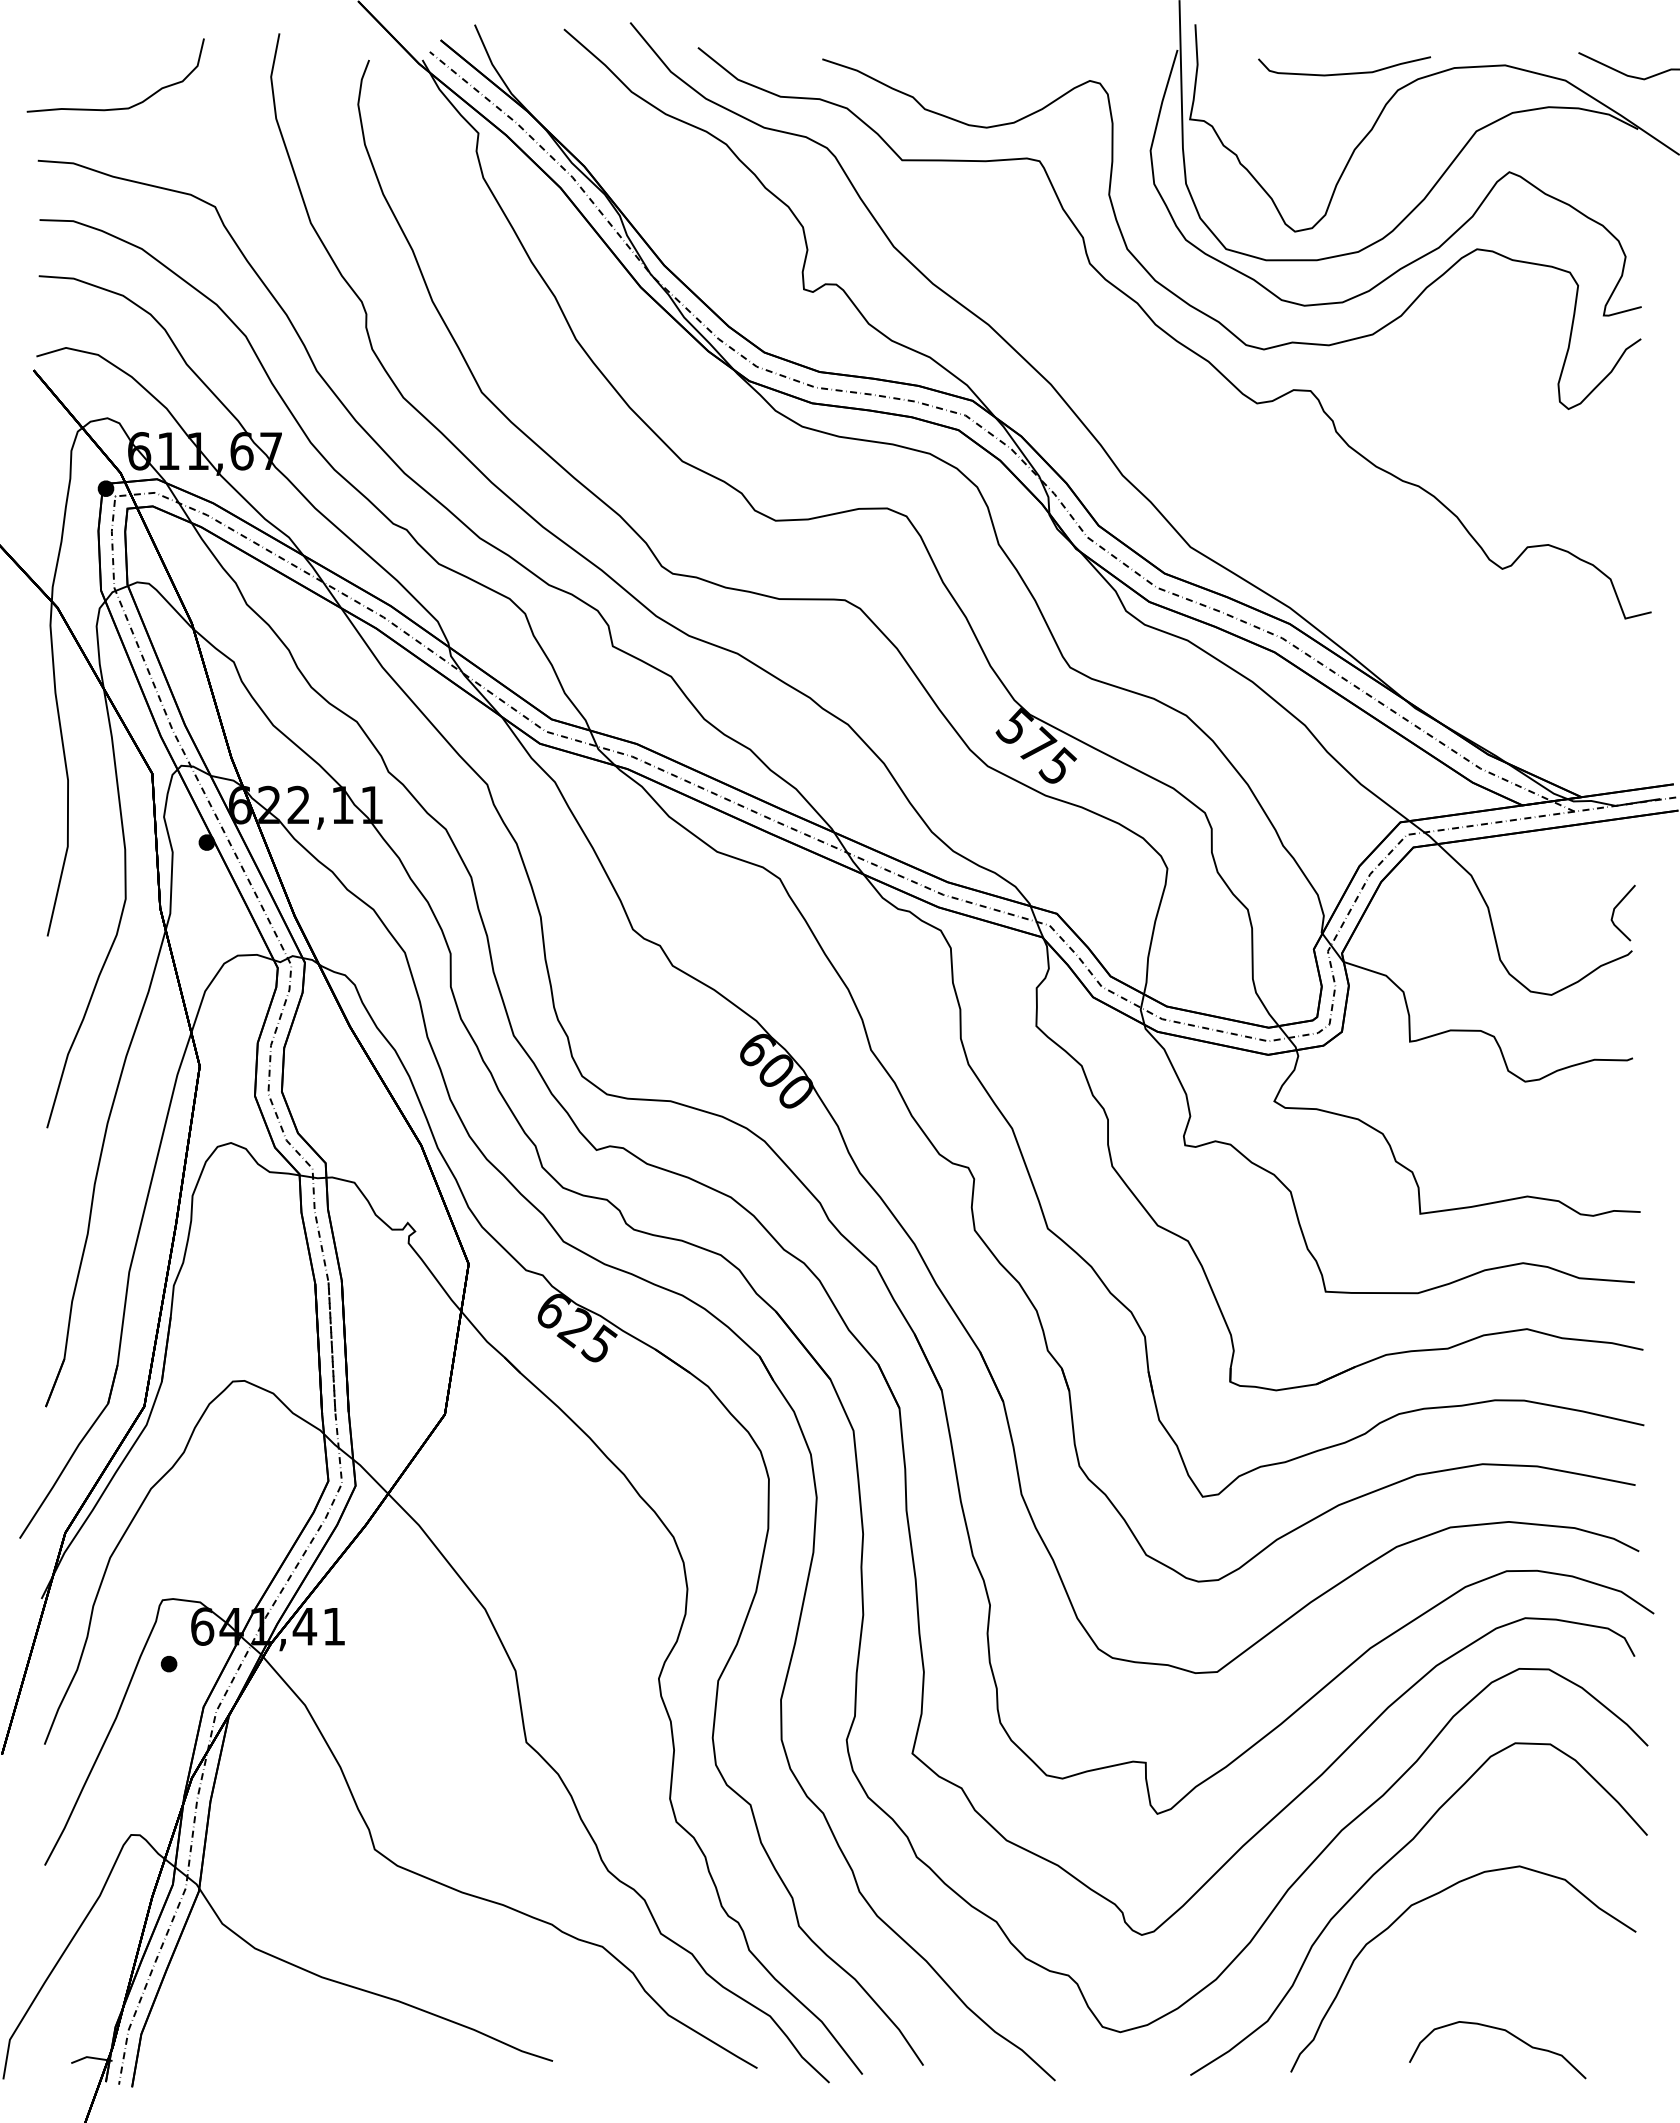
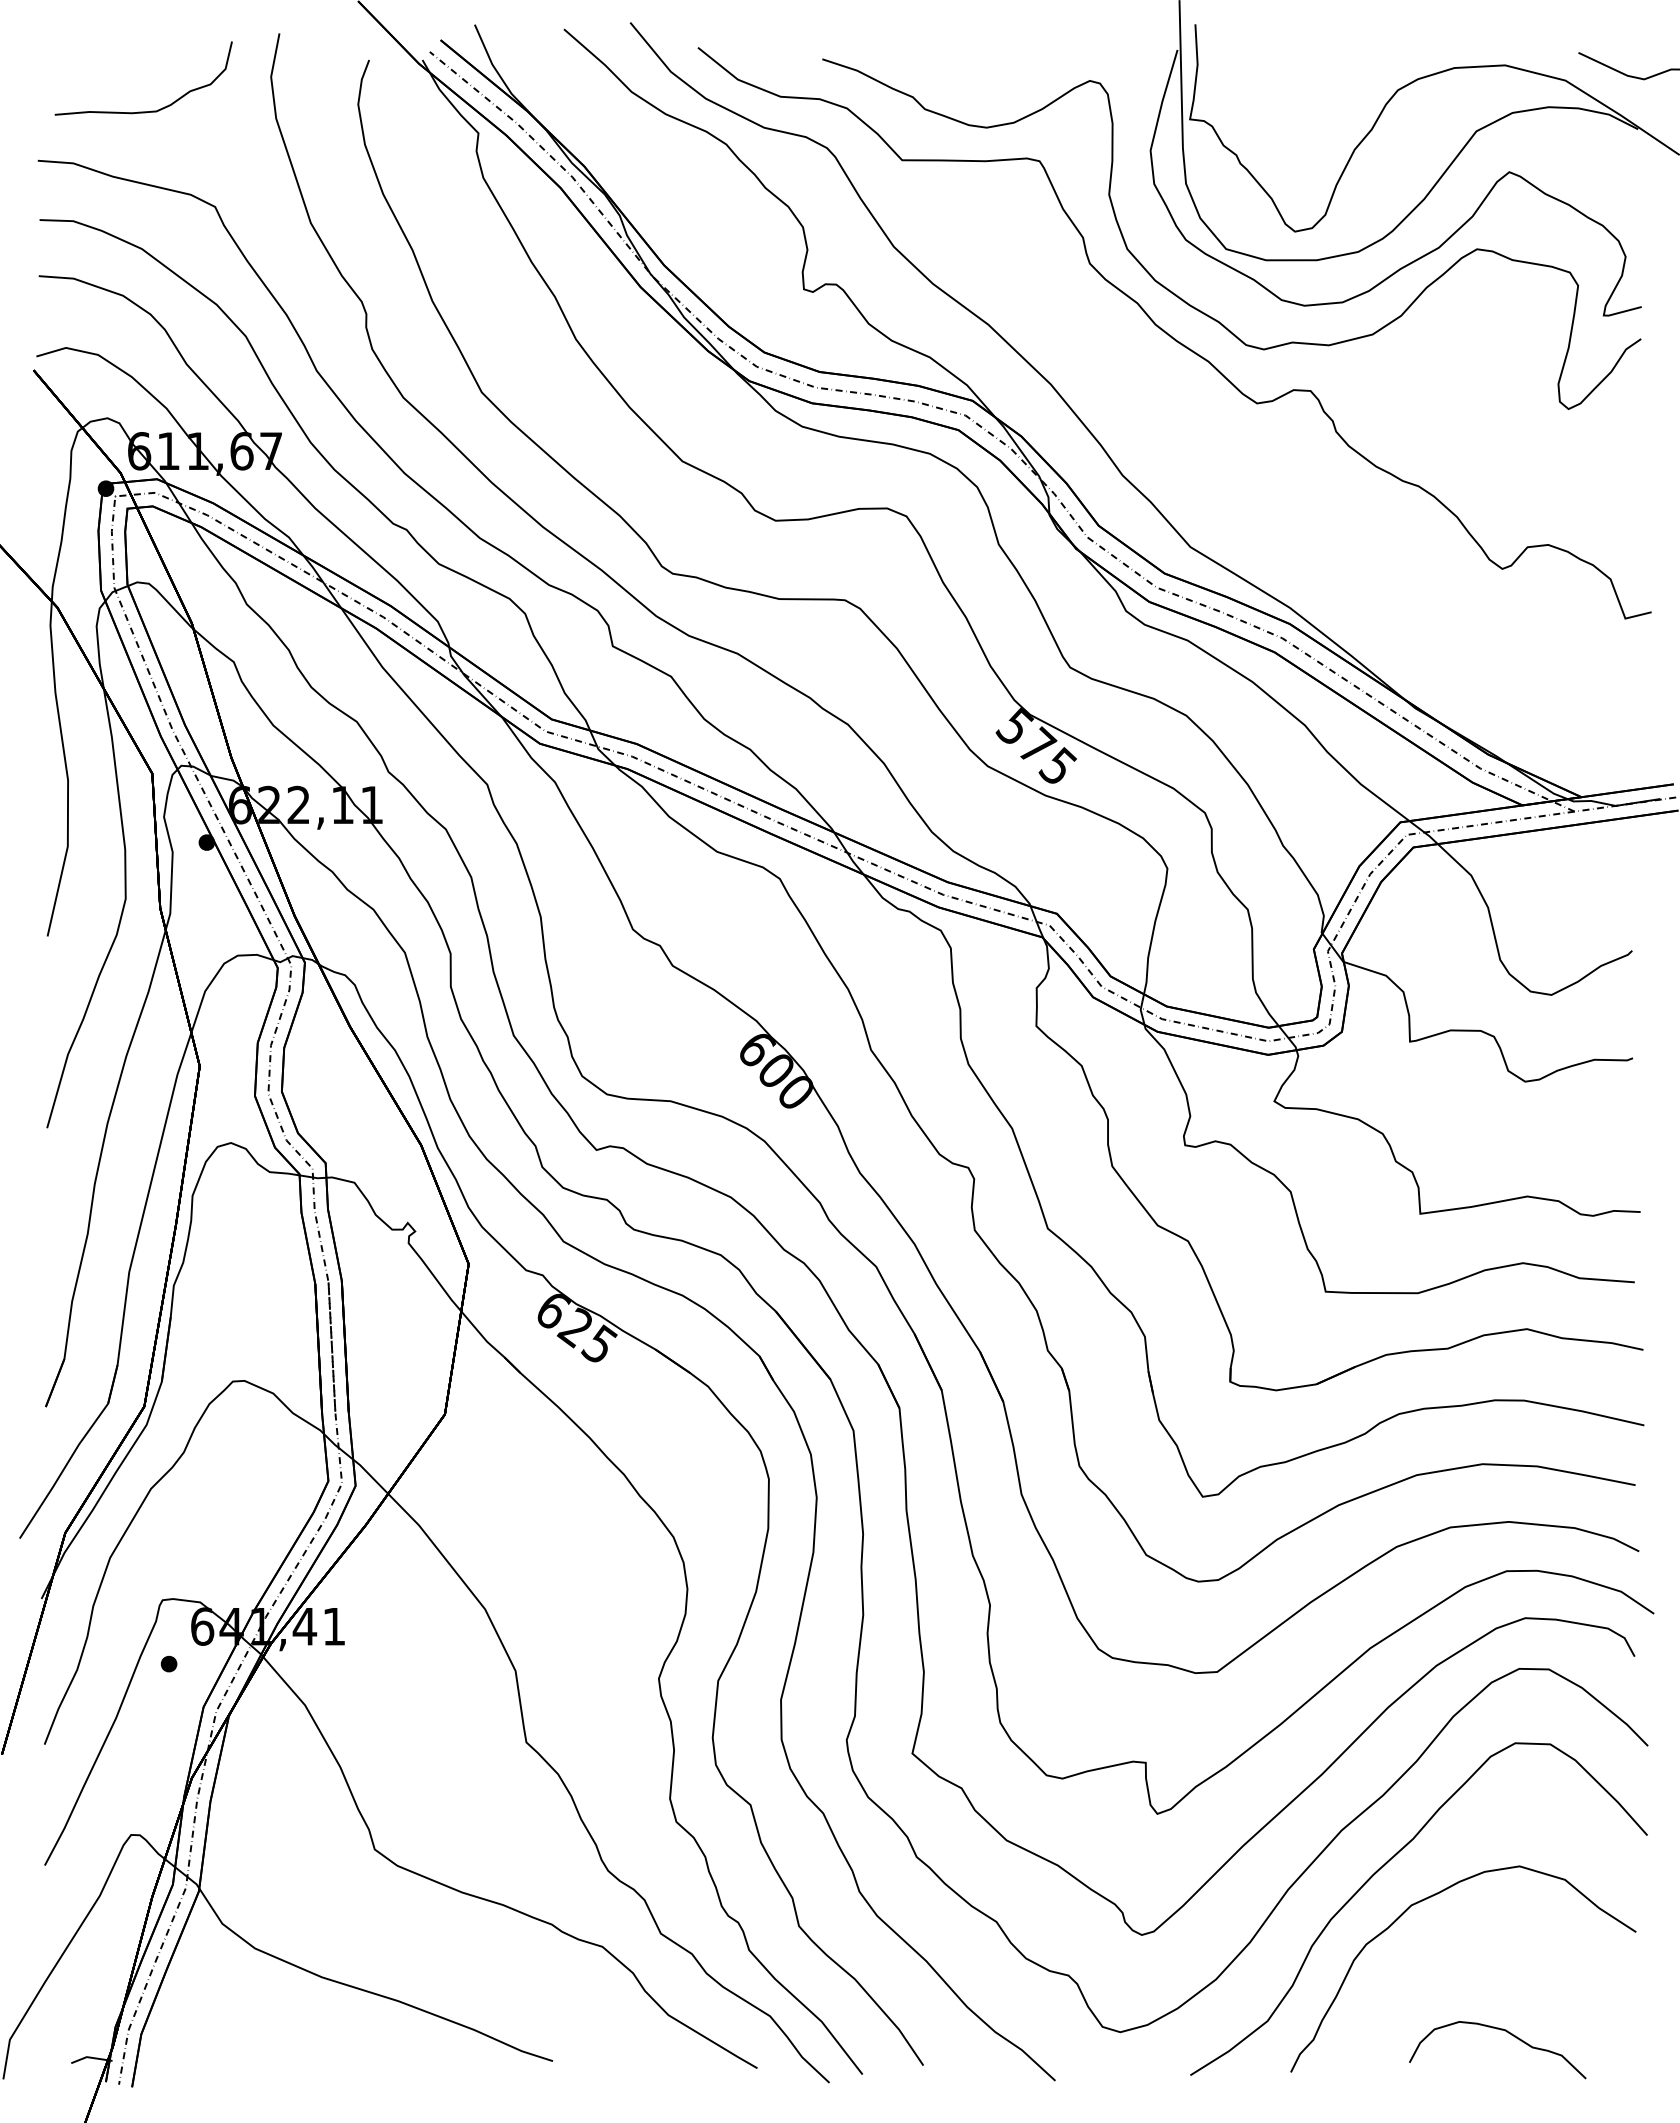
curve: present -> none (1344, 73)
curve position: (123, 107) -> (151, 110) (151, 110)
line: present -> none (1615, 909)
